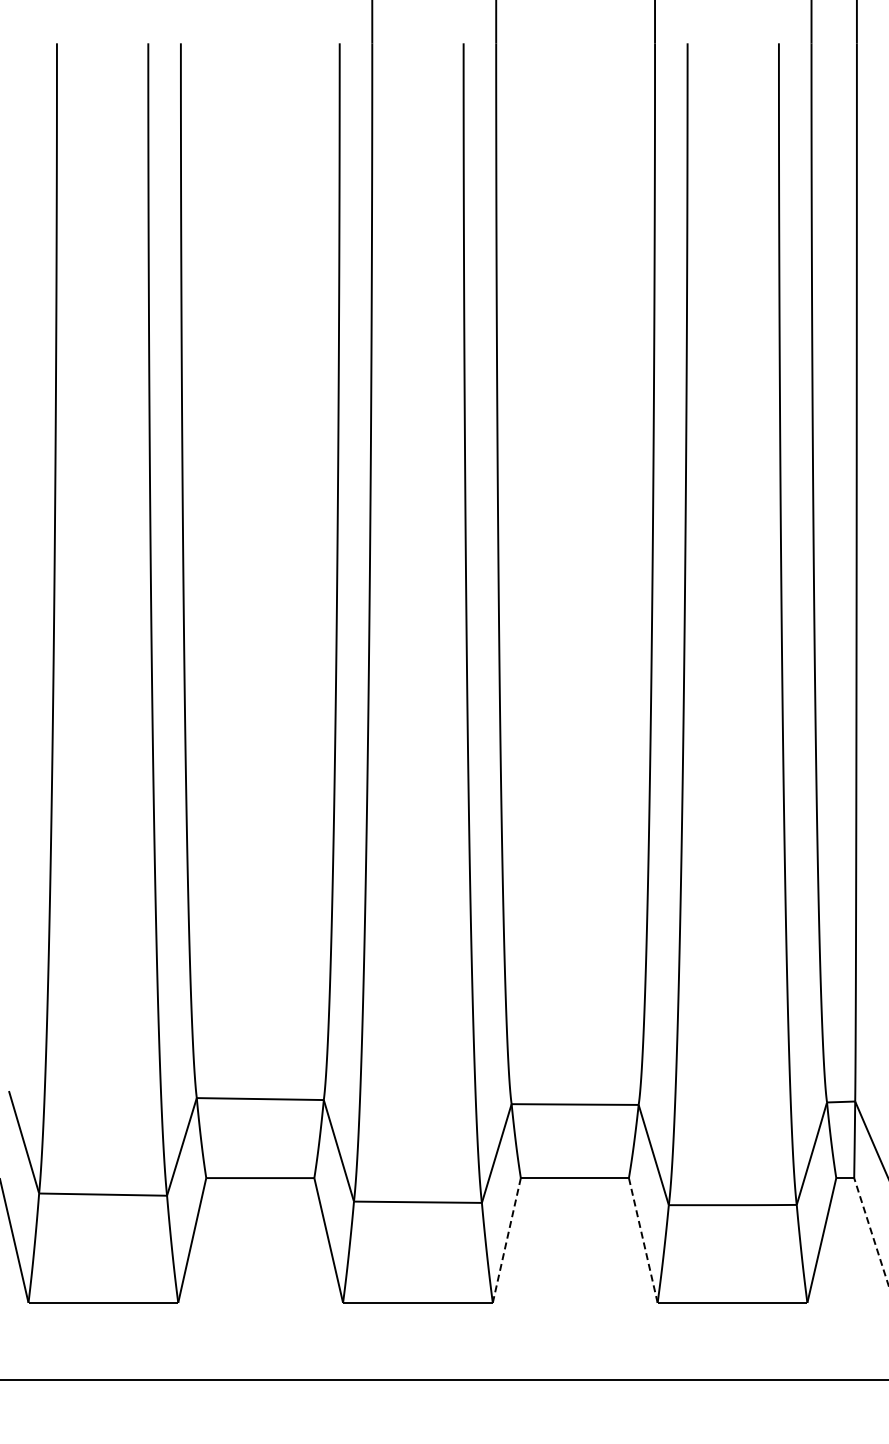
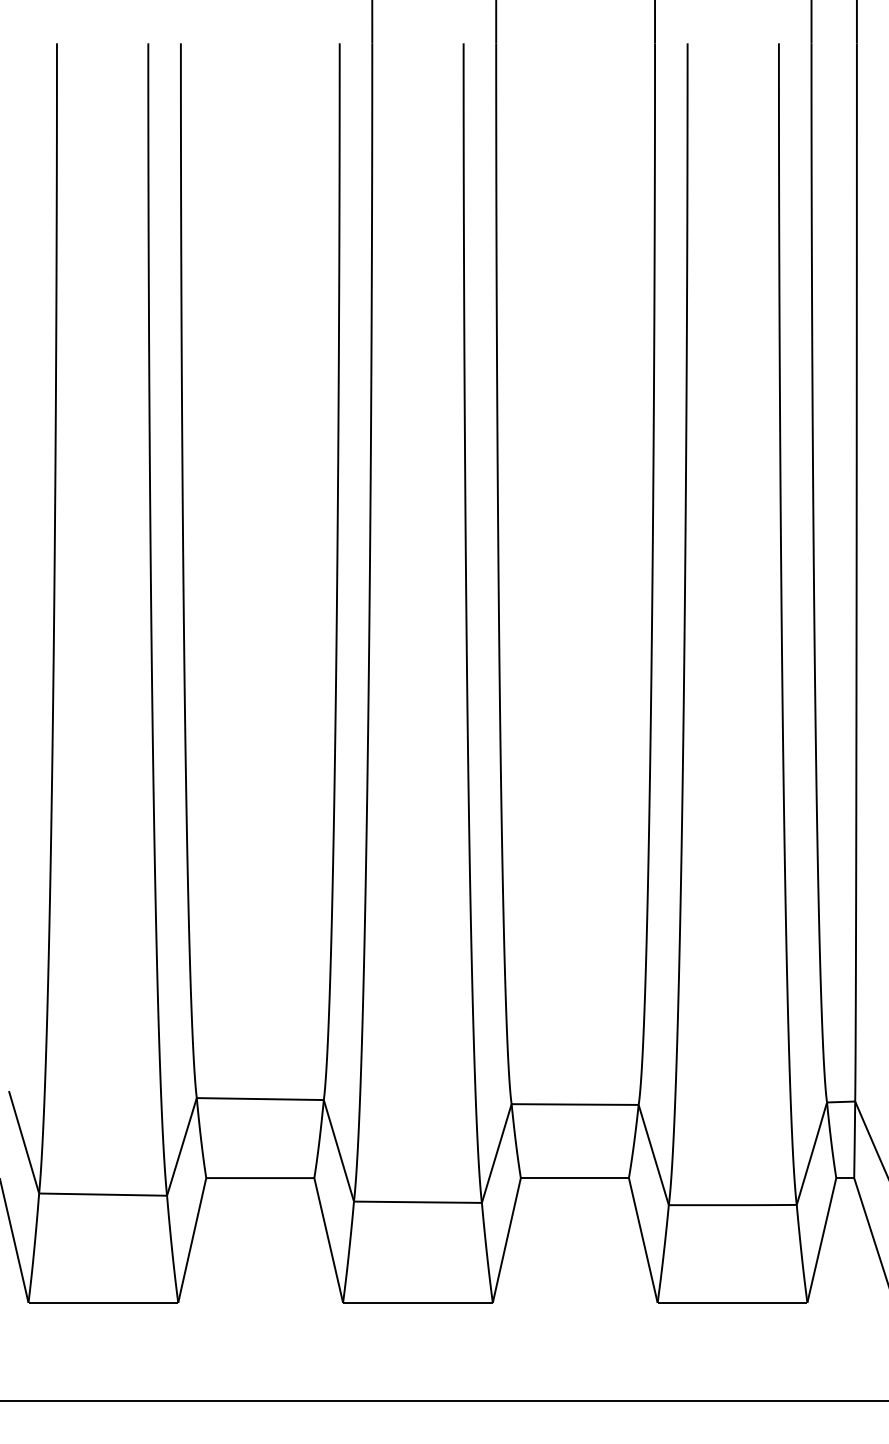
line: dashed -> solid (871, 1232)
line: dashed -> solid (507, 1239)
line: dashed -> solid (643, 1241)
line position: (443, 1379) -> (443, 1400) (443, 1400)
